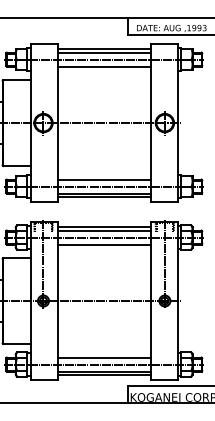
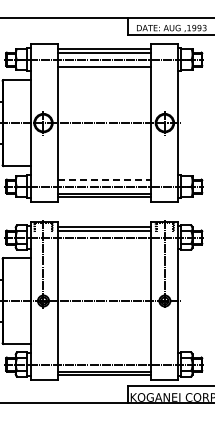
line: solid -> dashed (104, 179)
line: present -> none (103, 244)
line: present -> none (103, 357)
